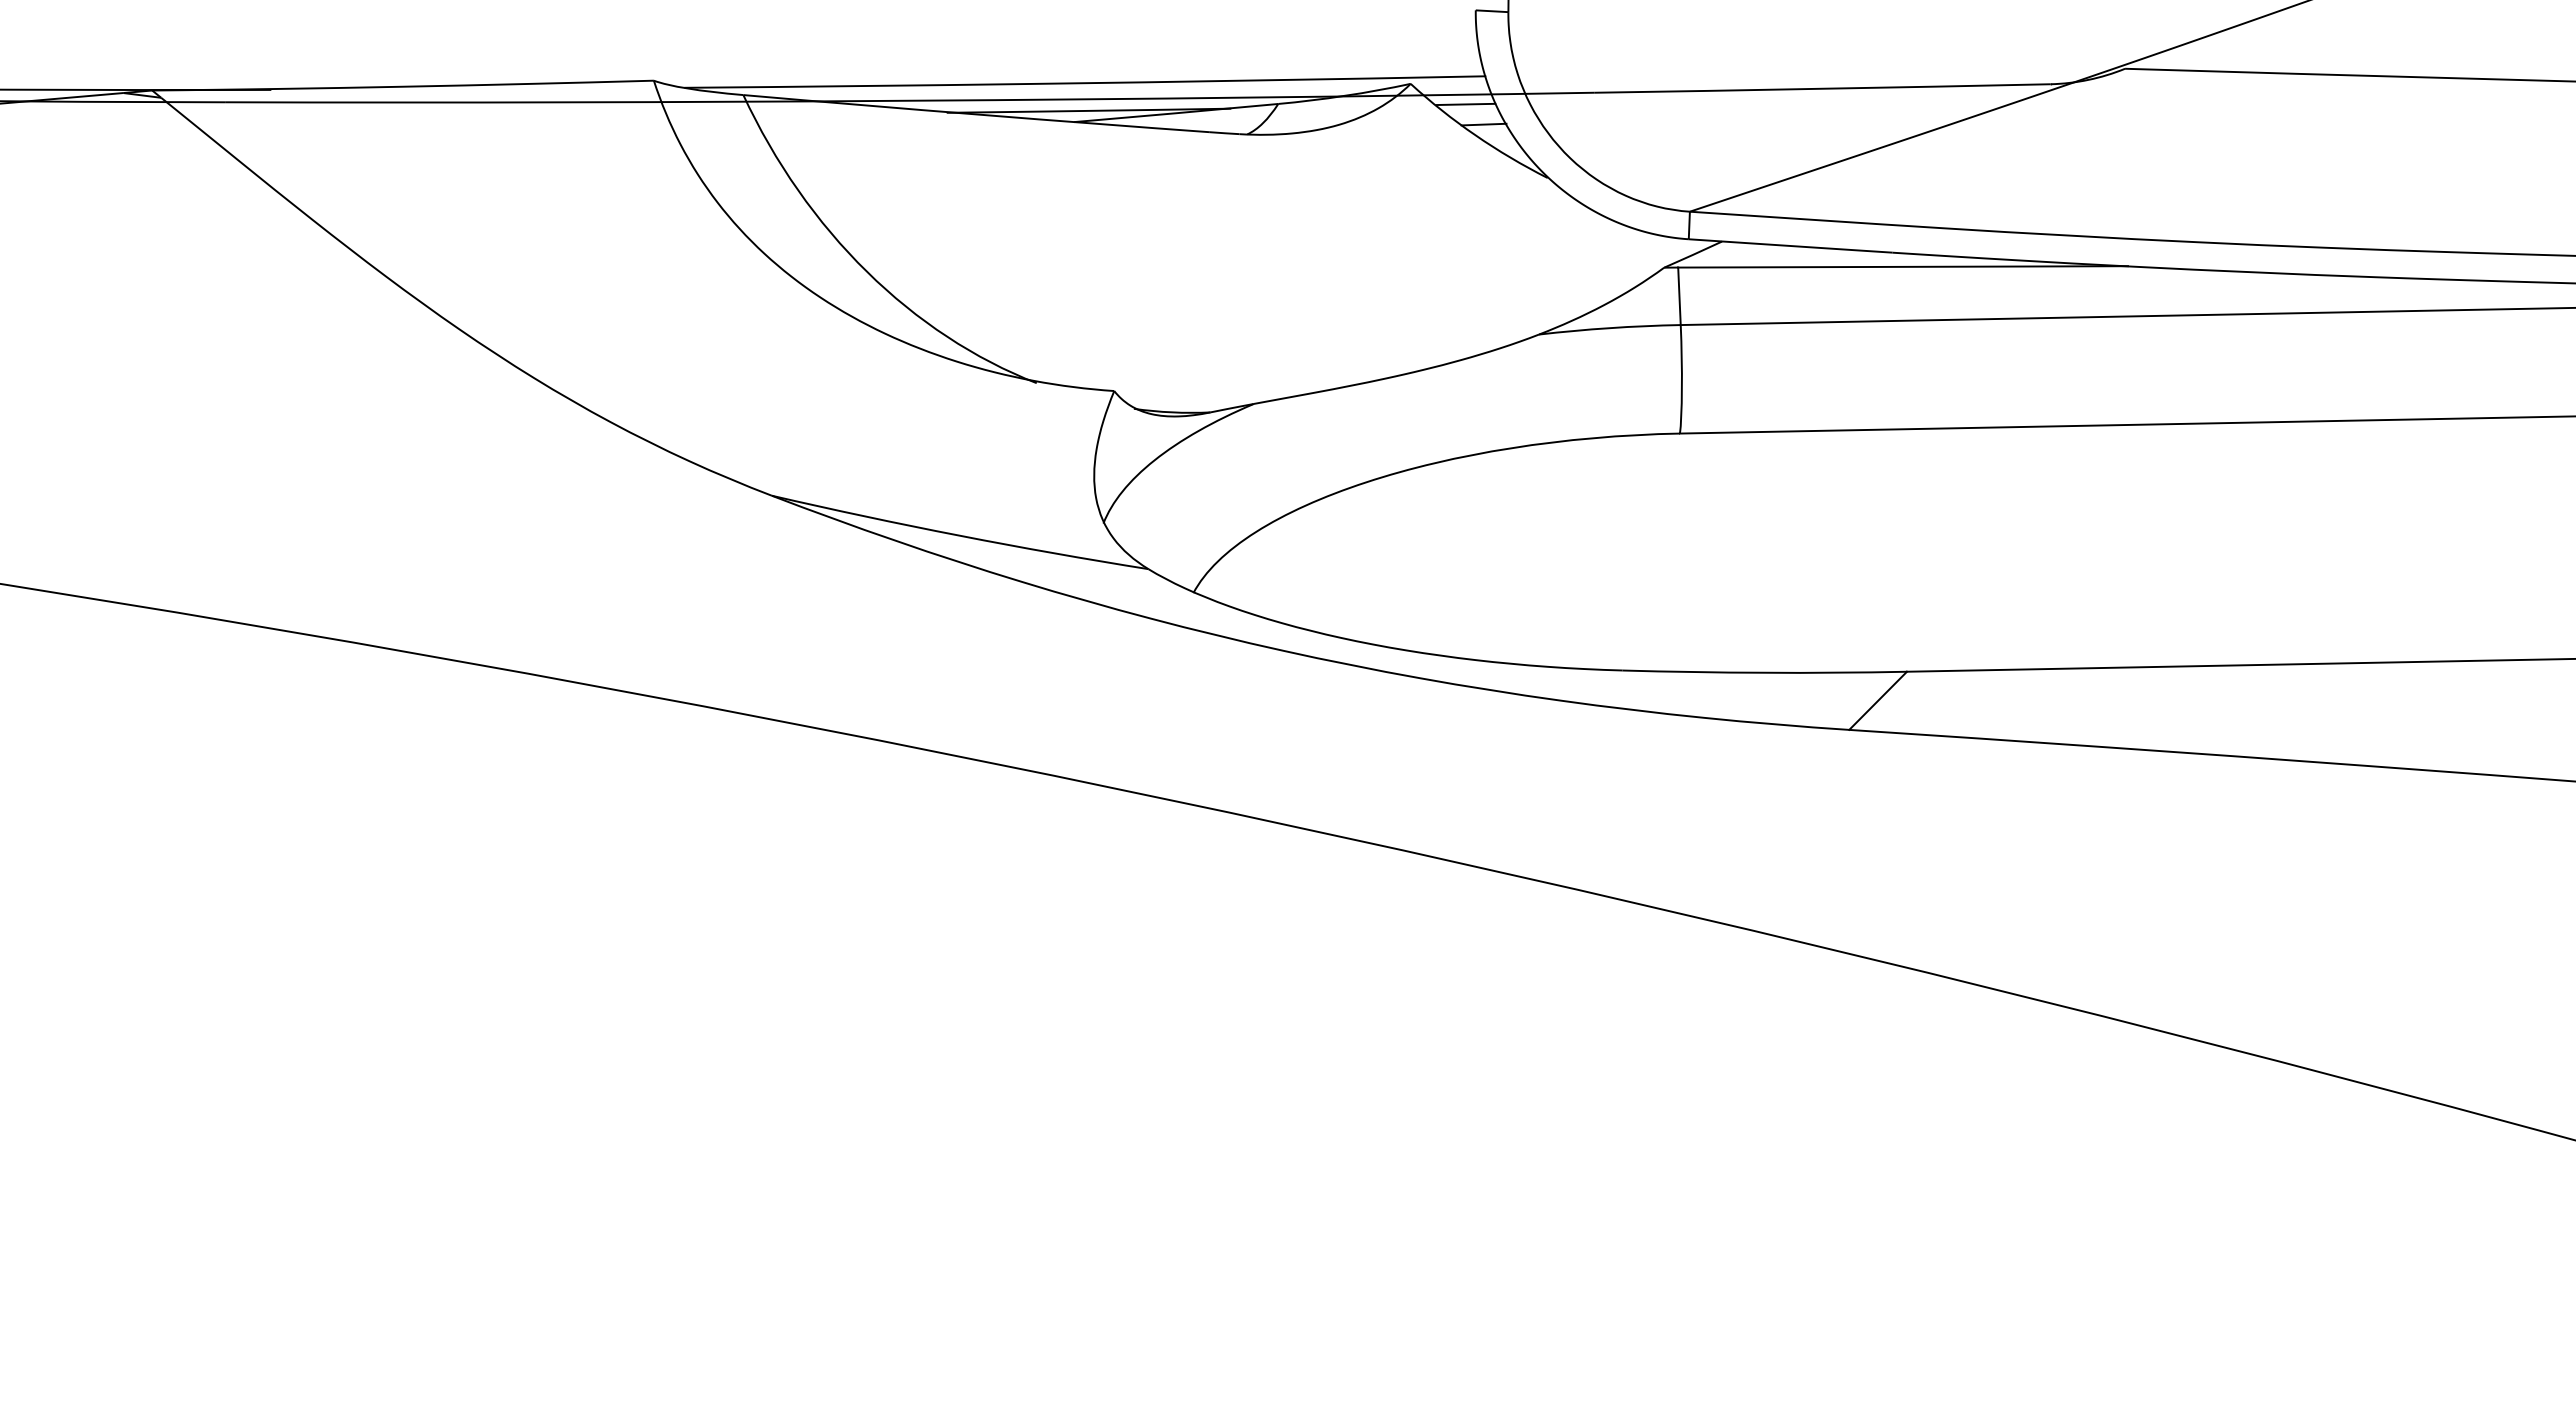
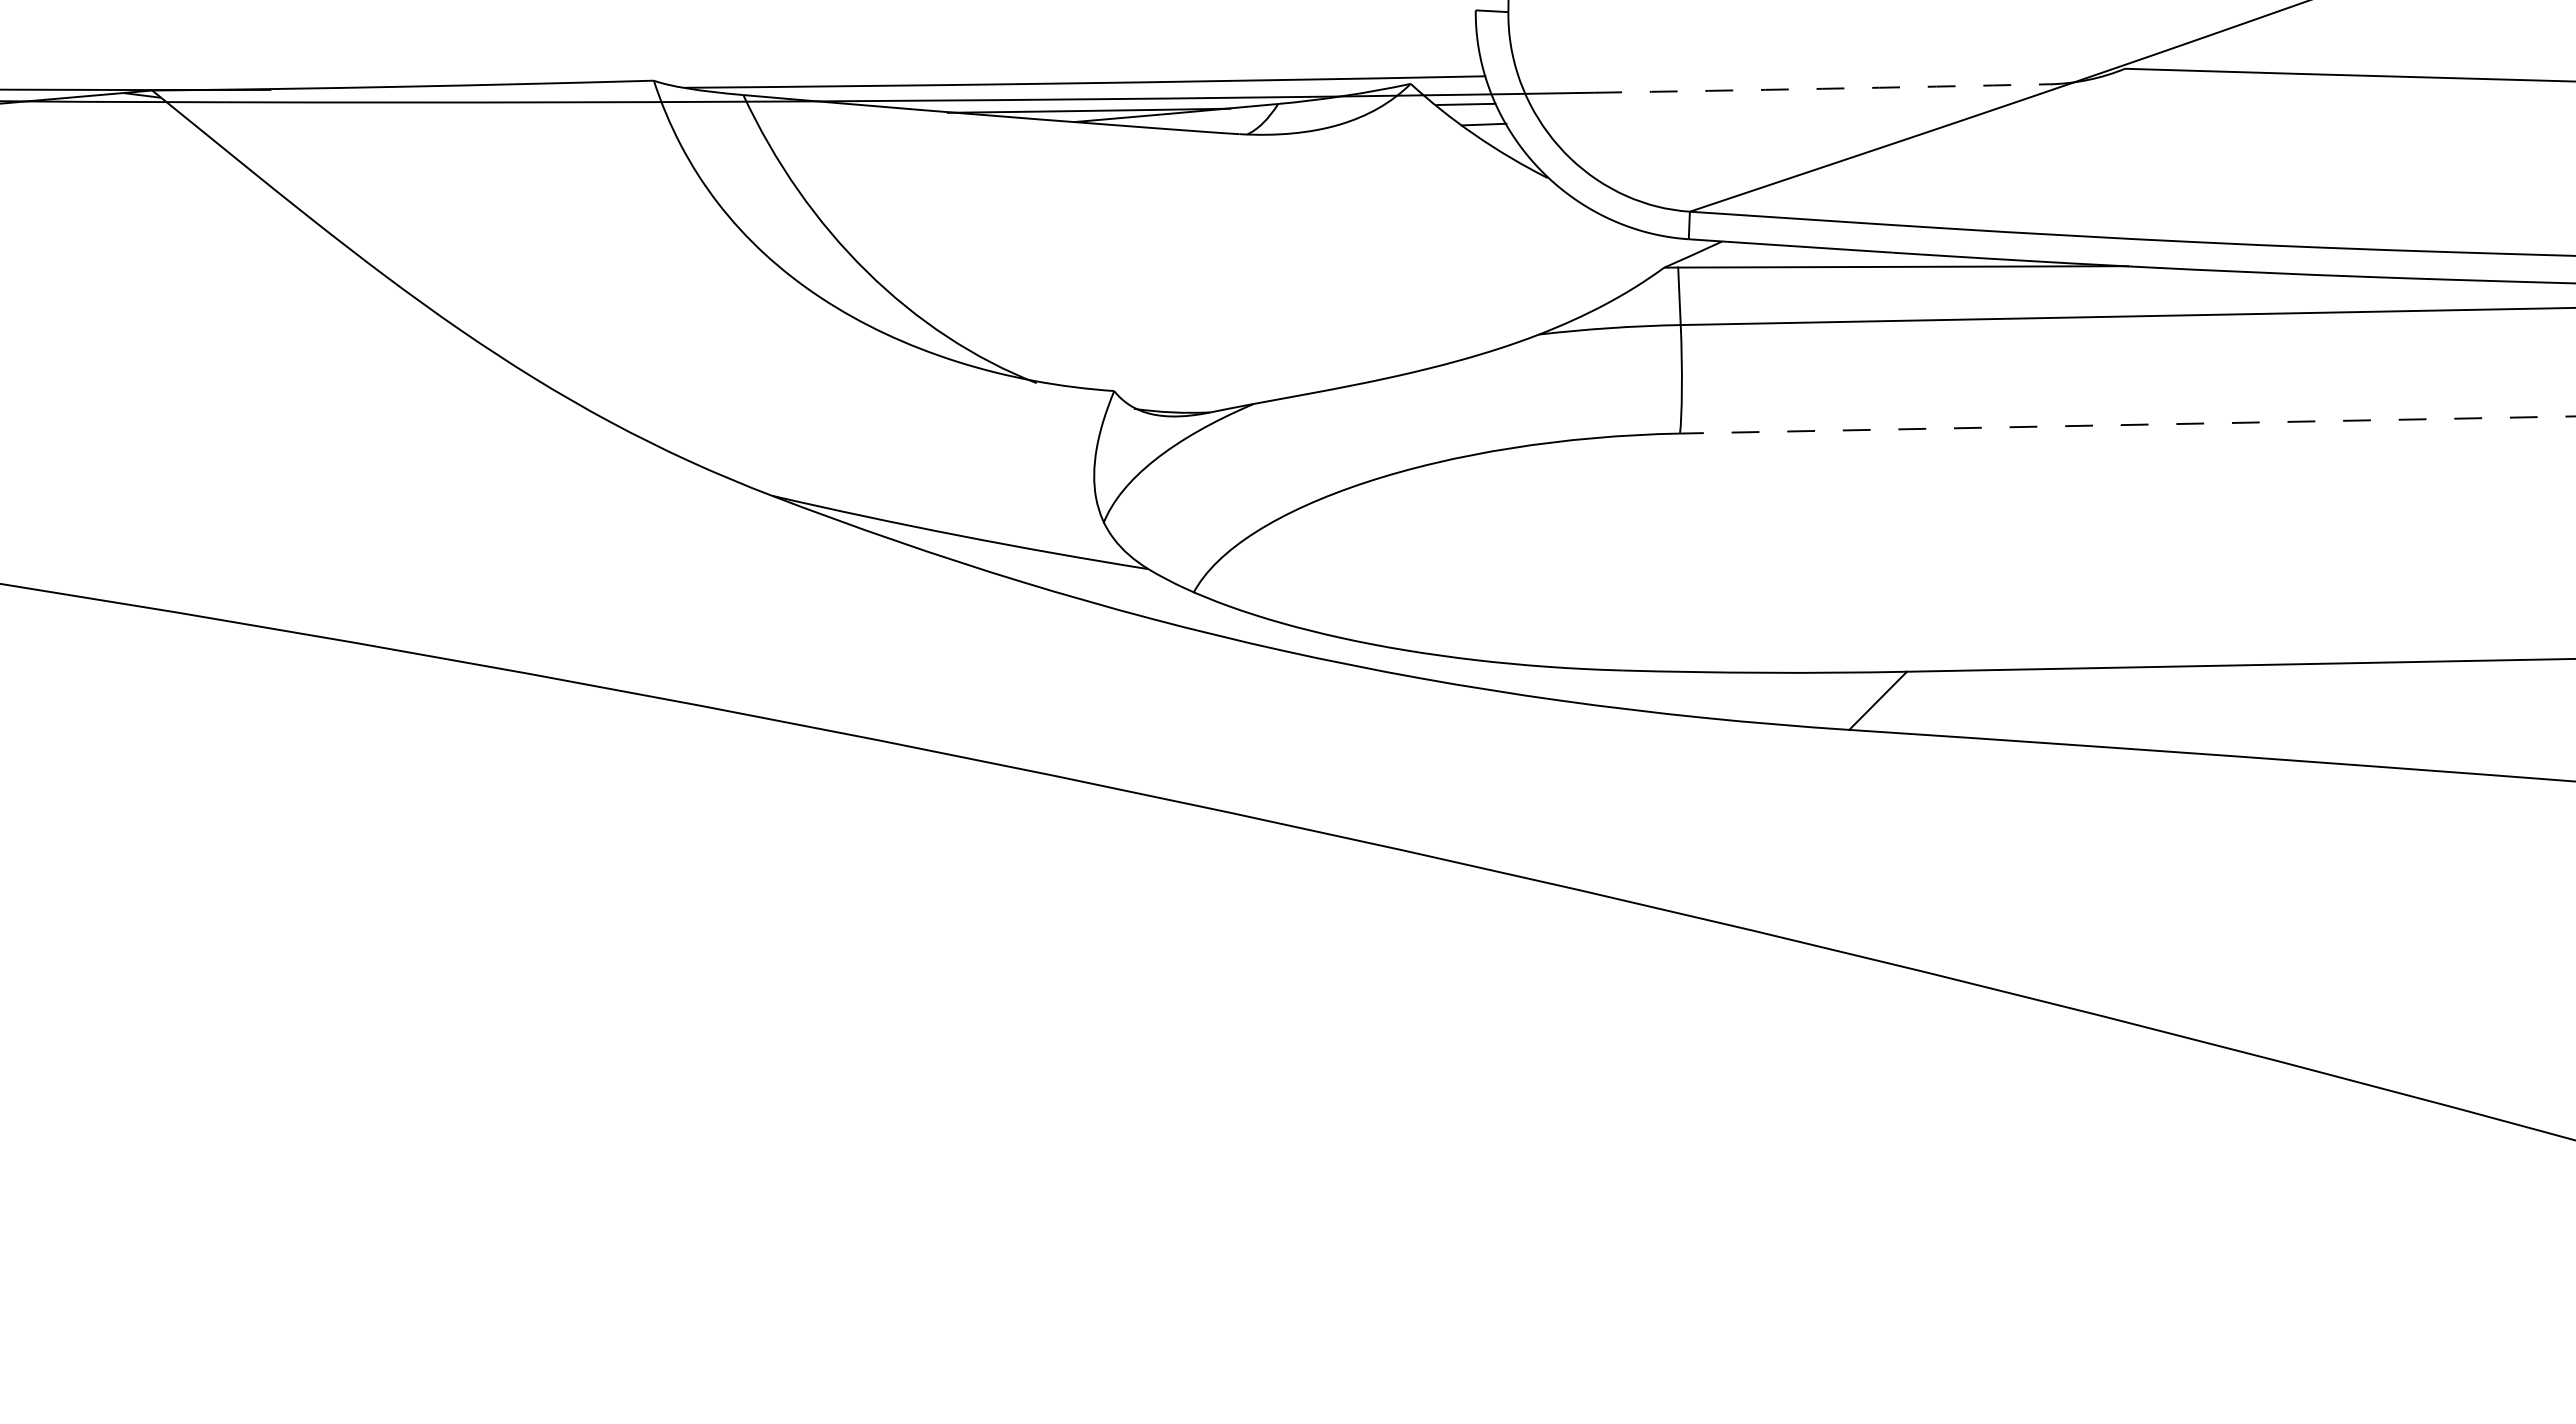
arc: solid -> dashed (1822, 88)
line: solid -> dashed (2127, 424)
